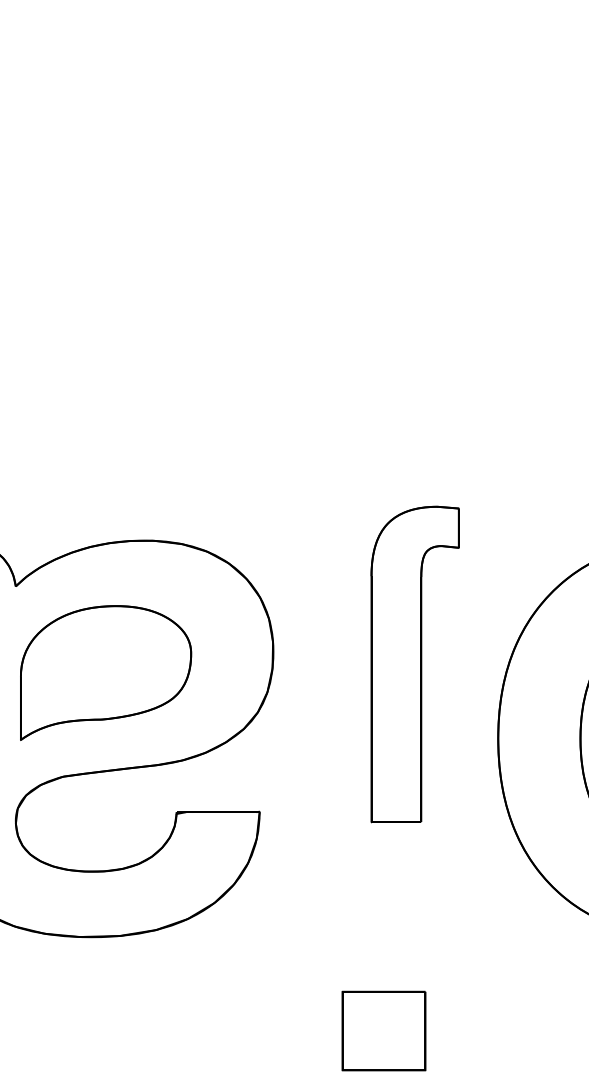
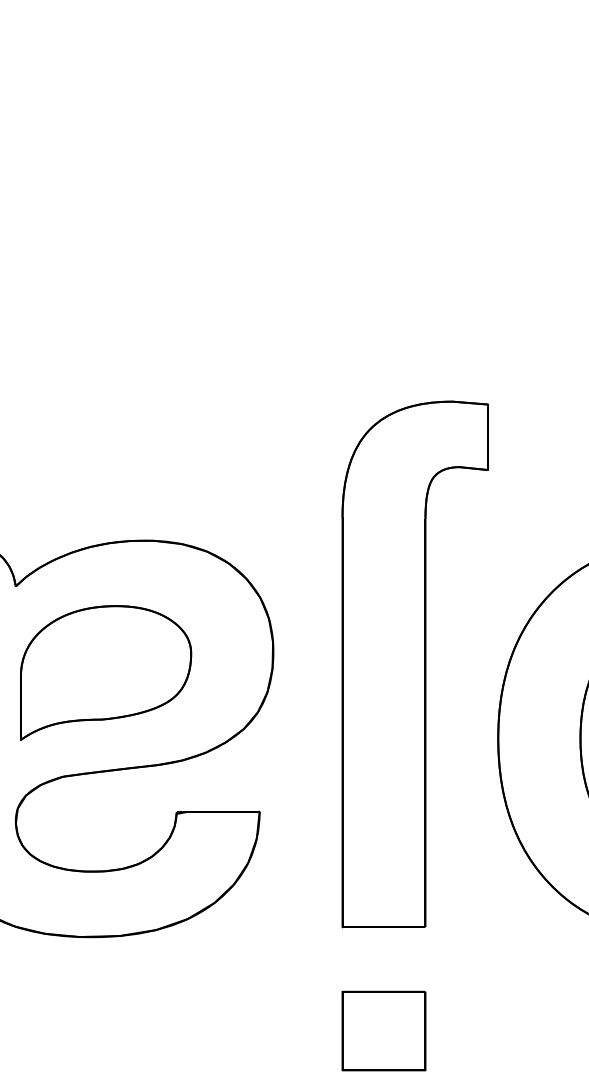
part size: 90x319 px -> 148x529 px (414, 664)
